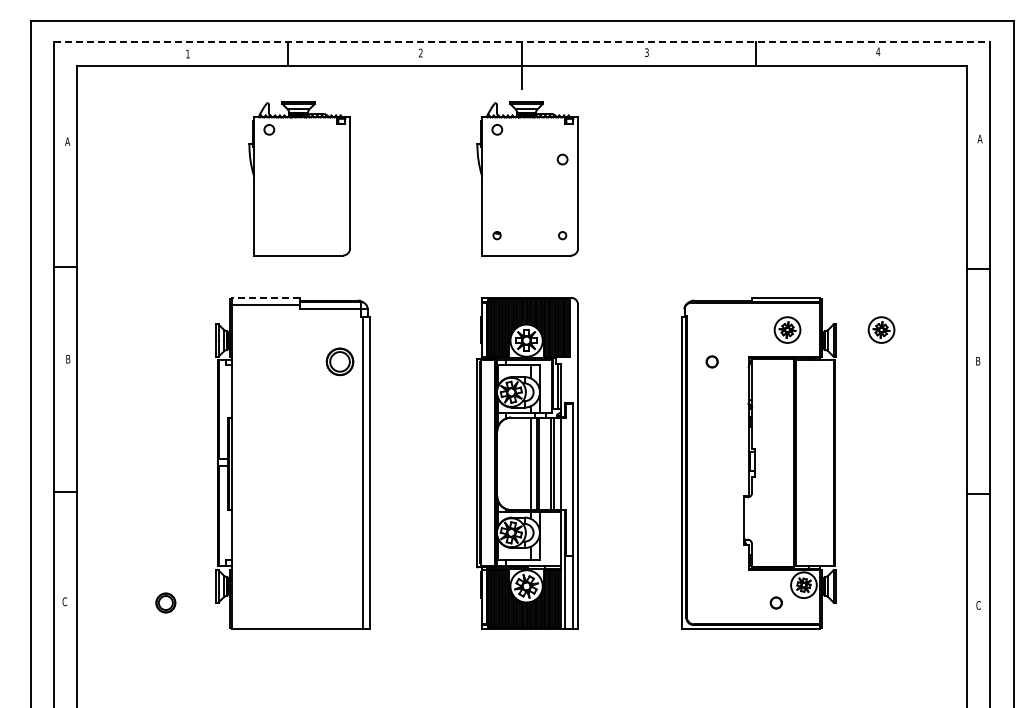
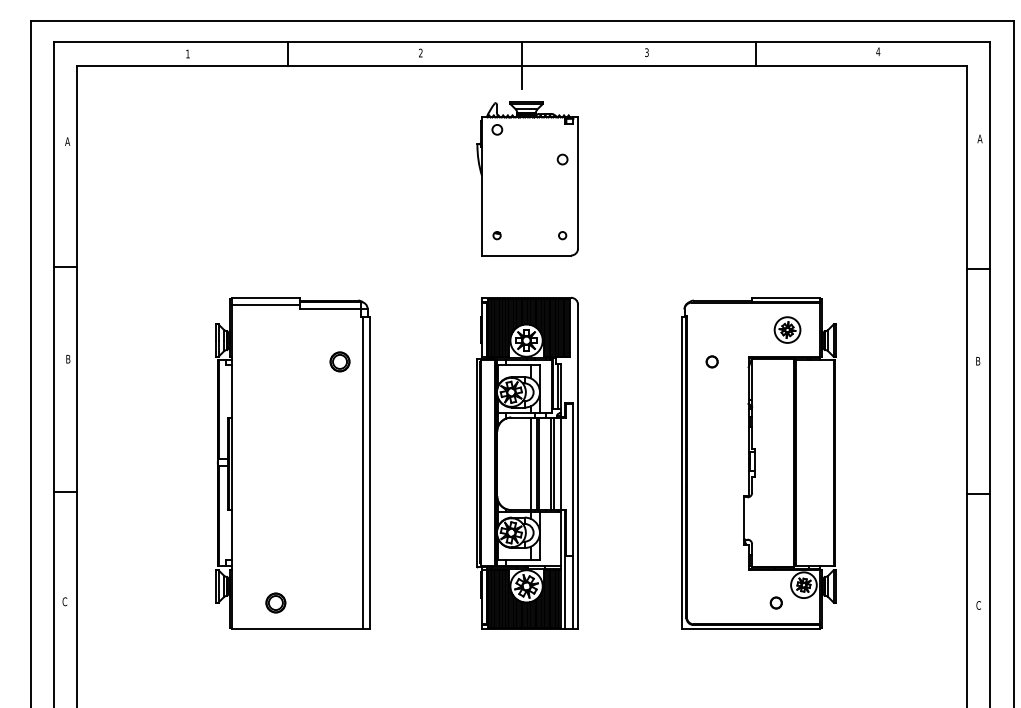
line: dashed -> solid (522, 42)
part: present -> none (299, 178)
line: dashed -> solid (265, 297)
part: present -> none (881, 329)
part size: 30x30 px -> 22x22 px (339, 361)
part position: (165, 602) -> (275, 602) (275, 602)
